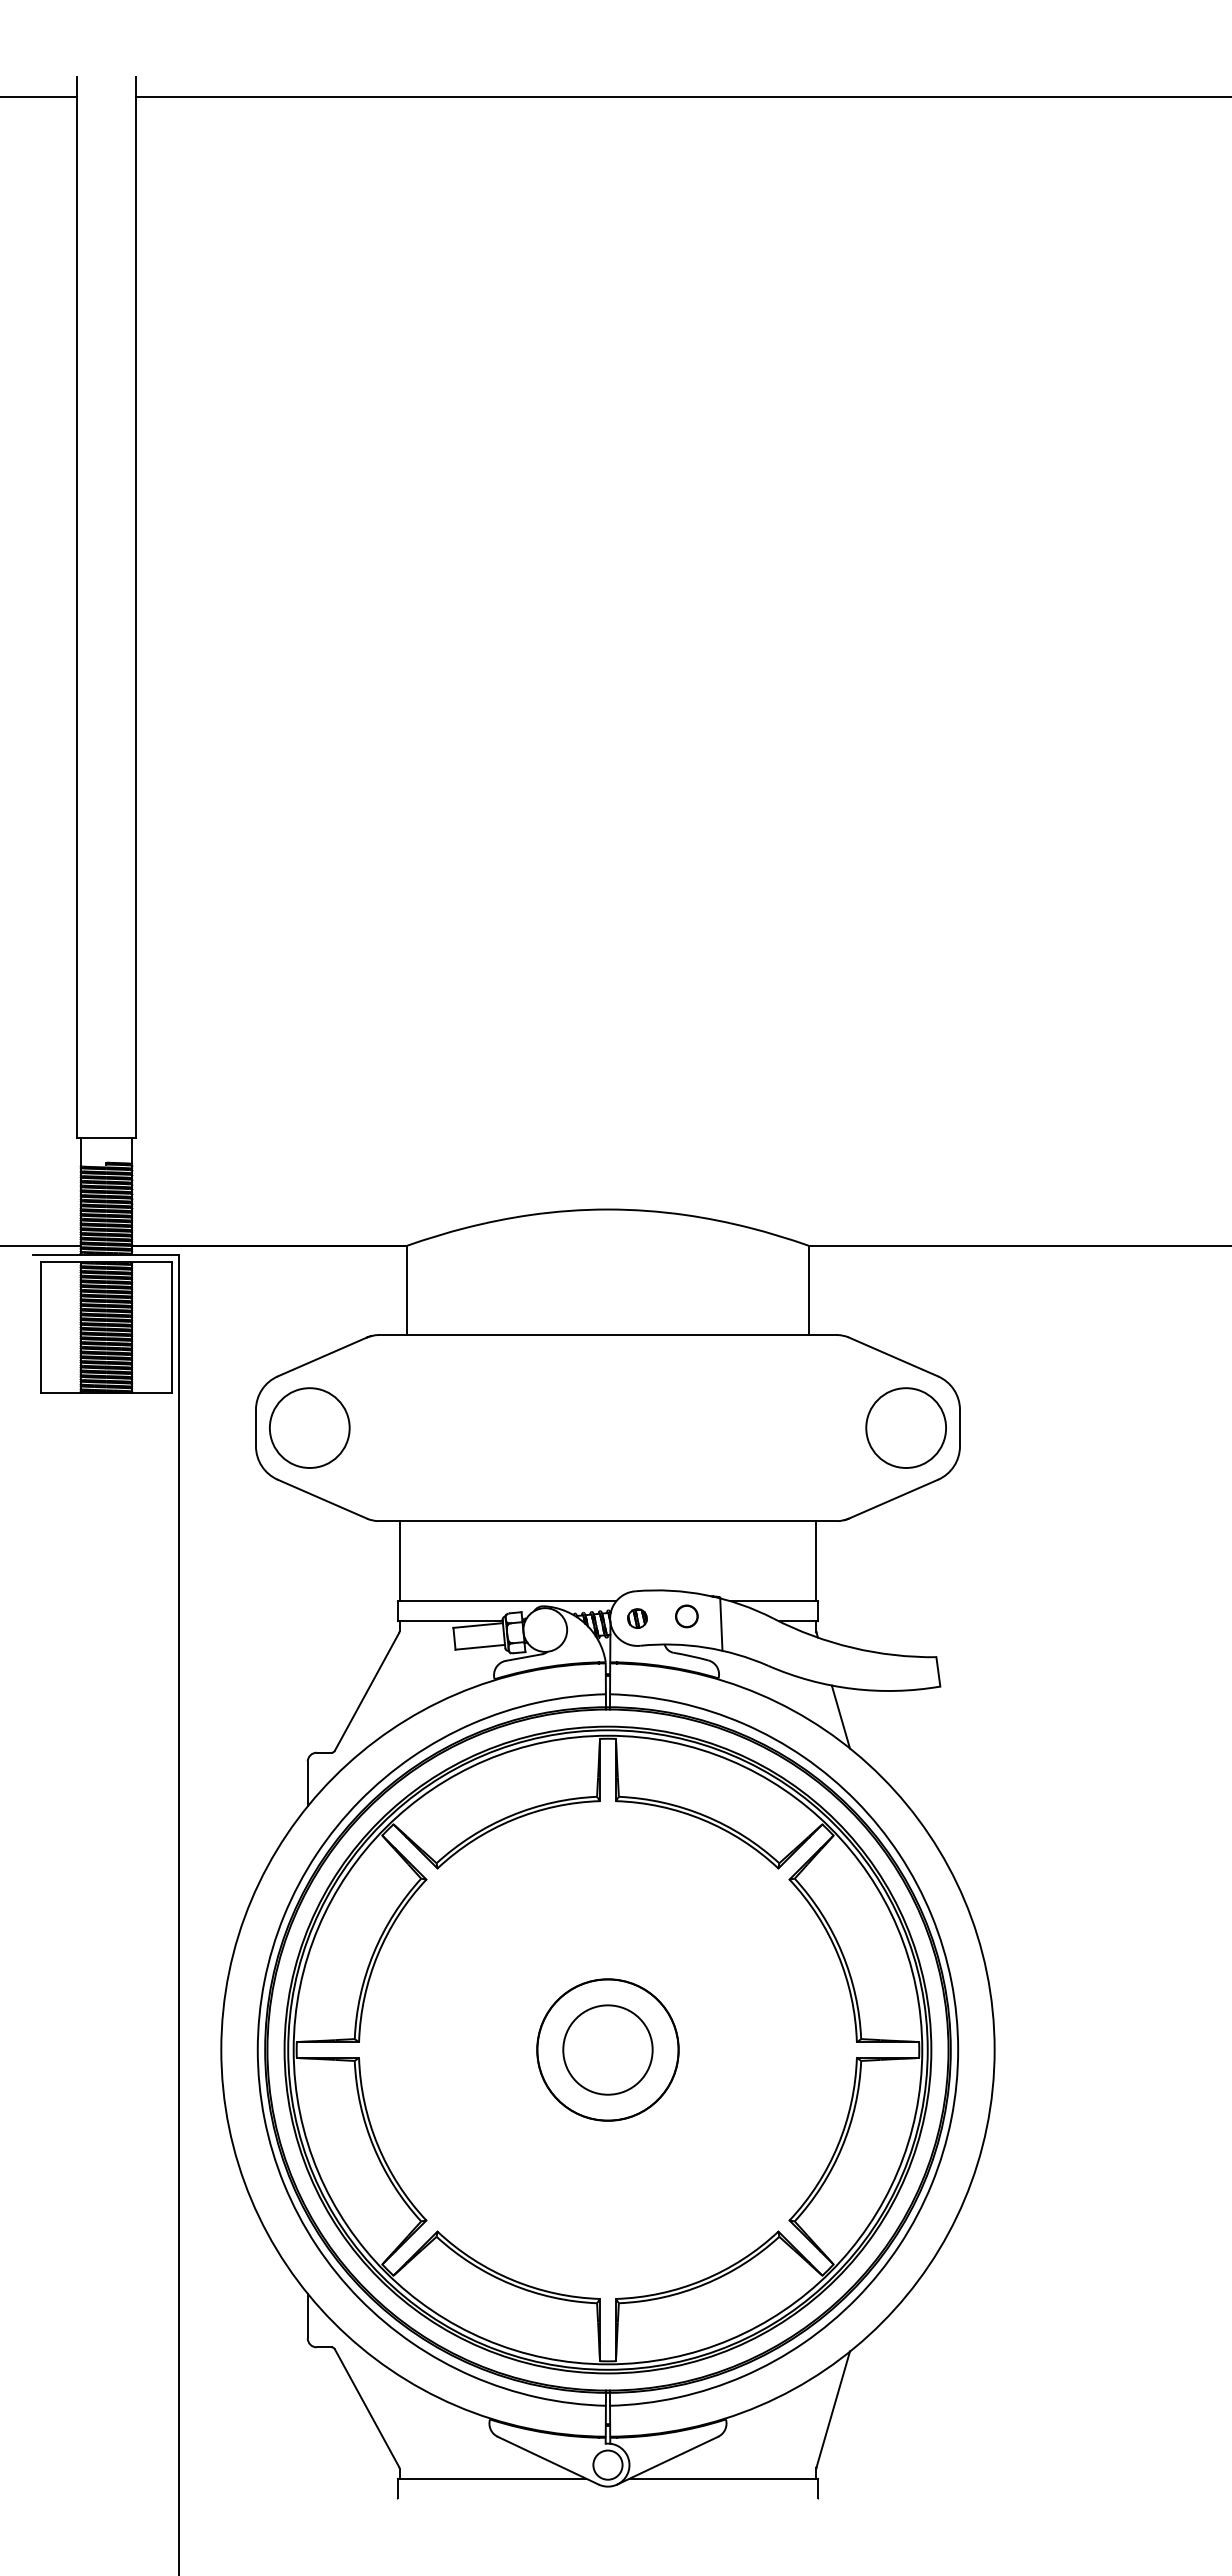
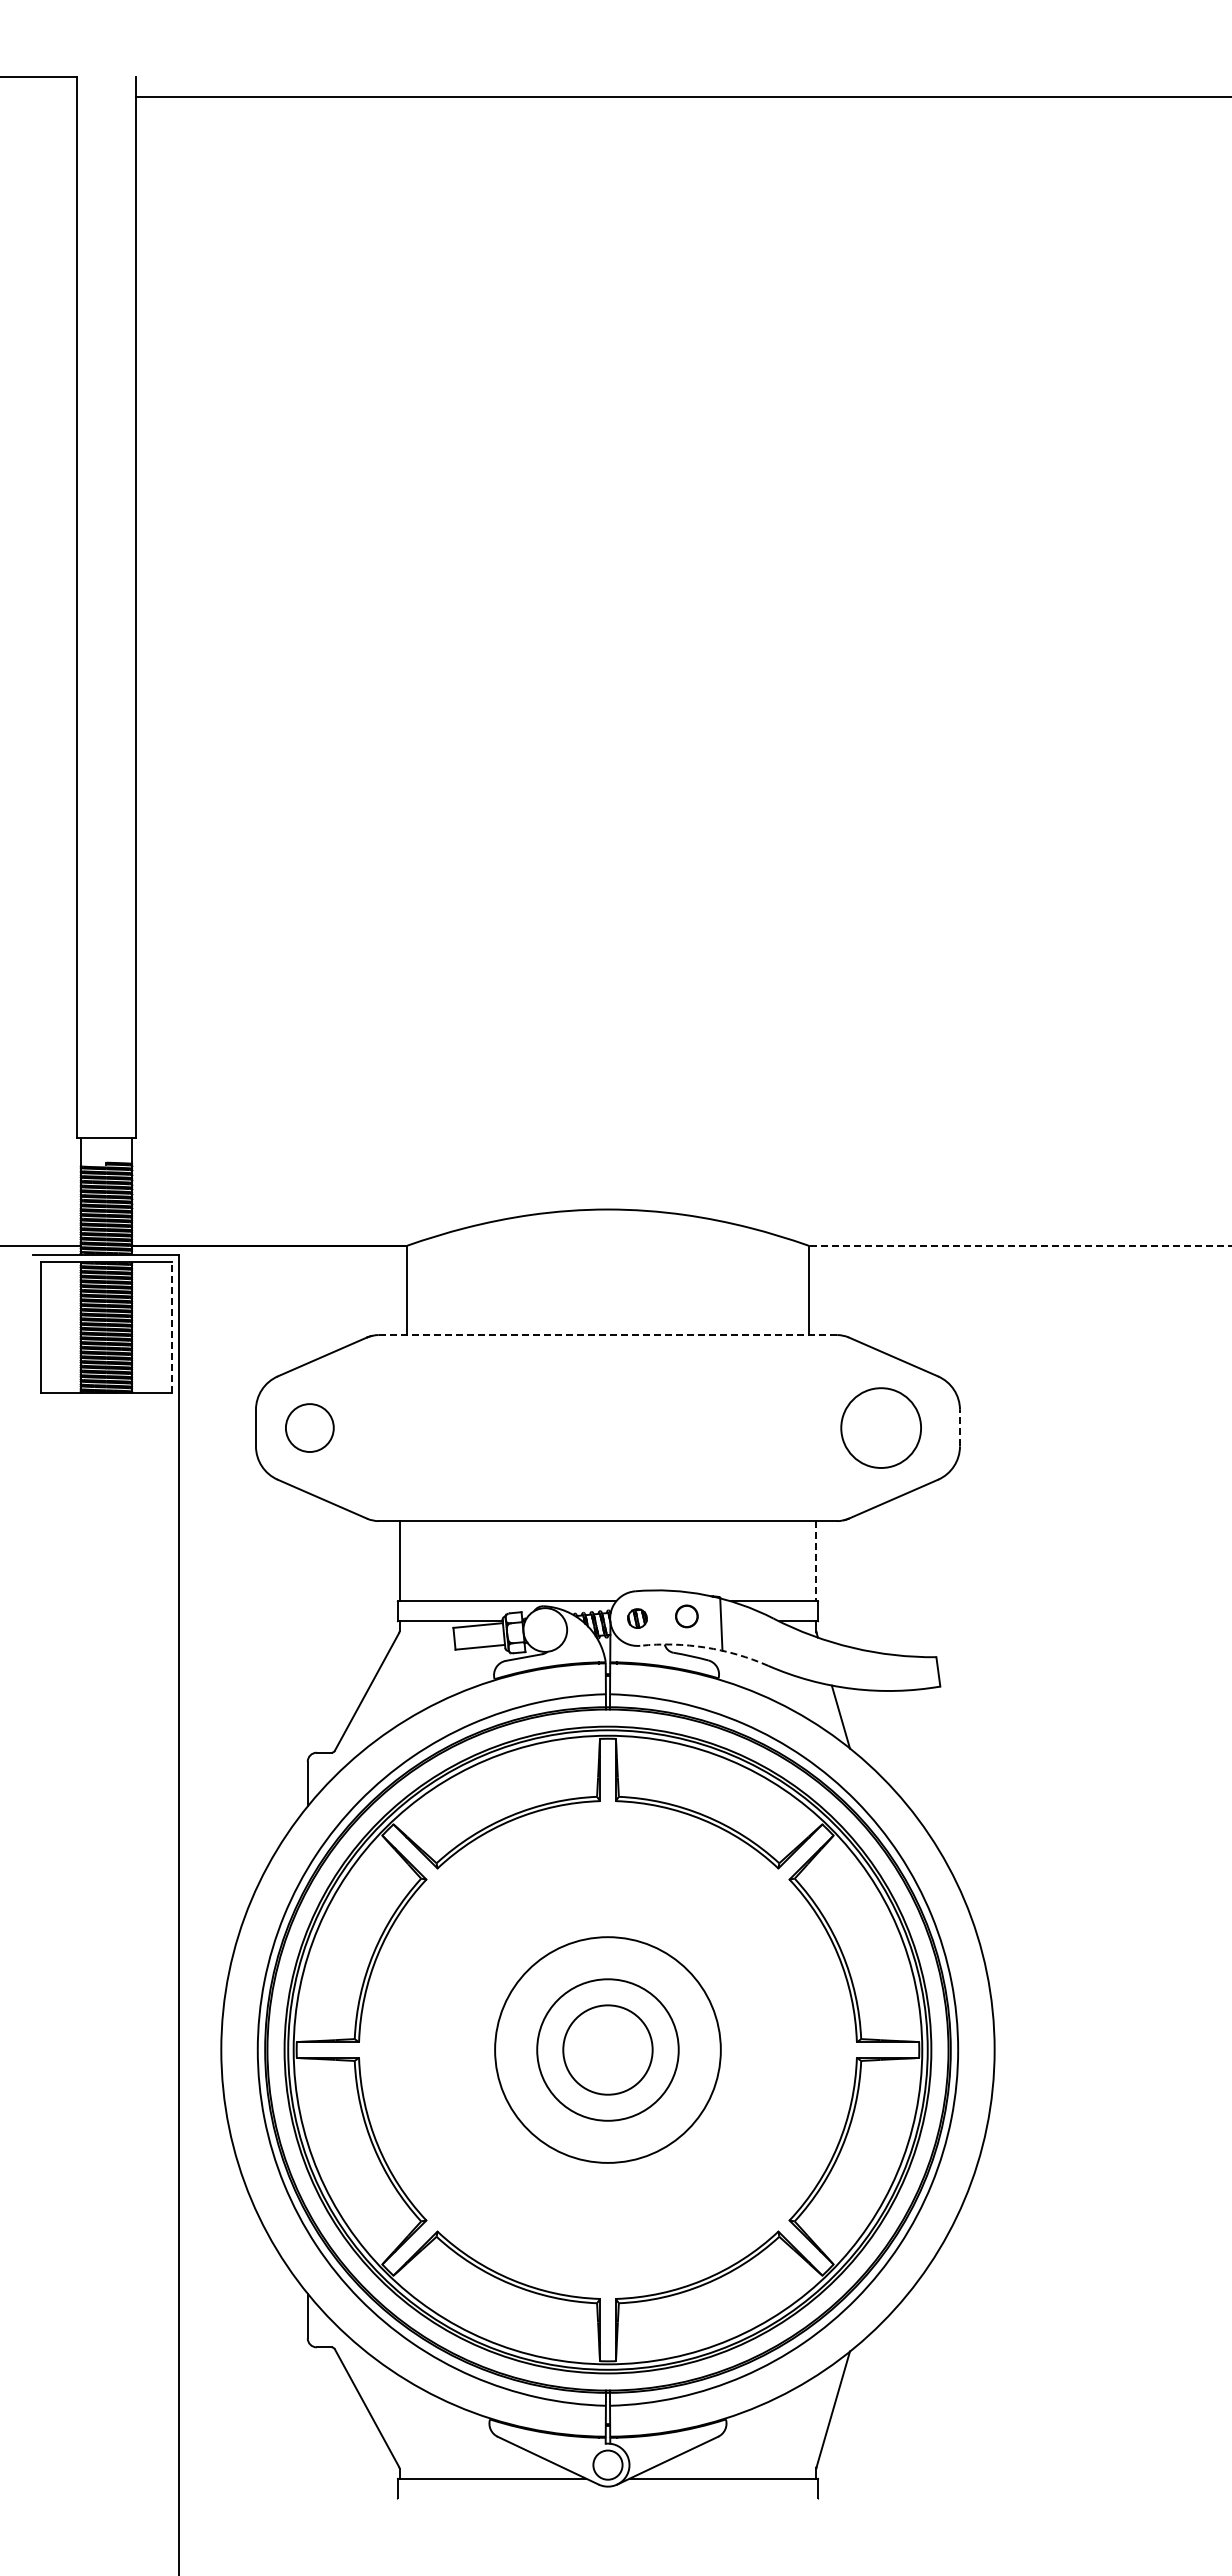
line position: (39, 96) -> (39, 76) (39, 76)
line: solid -> dashed (1019, 1245)
line: solid -> dashed (172, 1327)
line: solid -> dashed (607, 1335)
circle size: 82x82 px -> 50x50 px (309, 1427)
circle position: (905, 1427) -> (880, 1427) (880, 1427)
line: solid -> dashed (960, 1427)
line: solid -> dashed (816, 1561)
arc: solid -> dashed (705, 1647)
circle diameter: 141 px -> 226 px (607, 2049)
